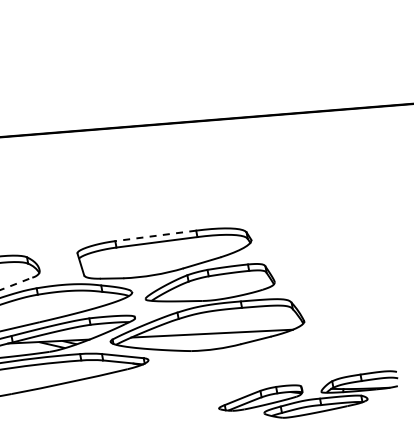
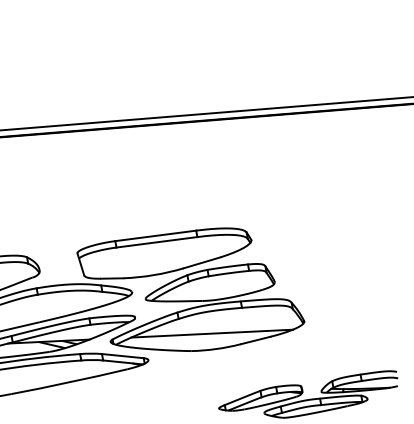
line: none -> present (206, 113)
line: dashed -> solid (155, 235)
arc: dashed -> solid (16, 283)
